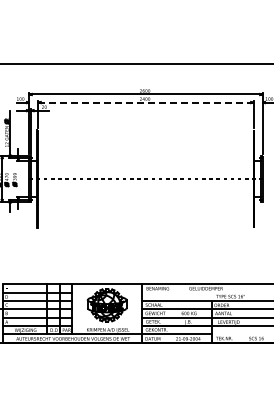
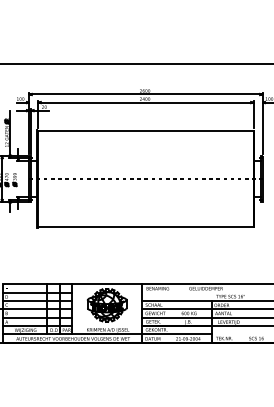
line: dashed -> solid (145, 102)
line: none -> present (145, 131)
line: none -> present (145, 226)
